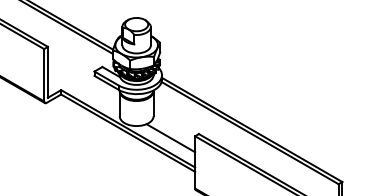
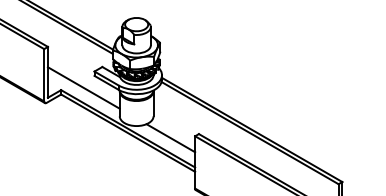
line: none -> present (83, 87)
